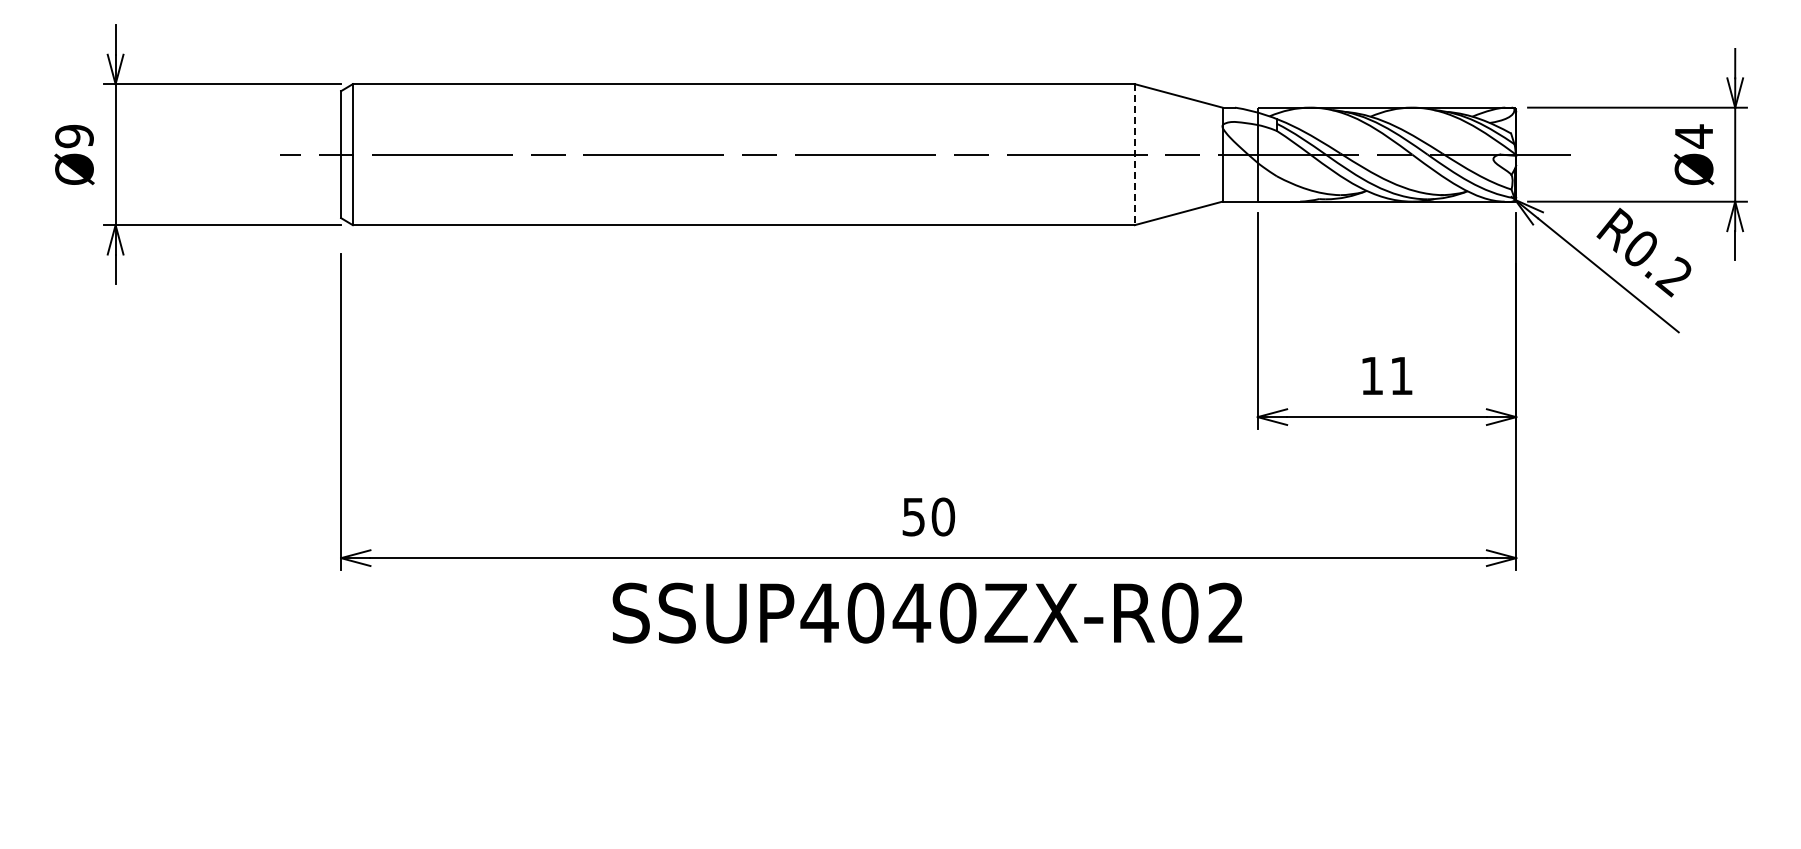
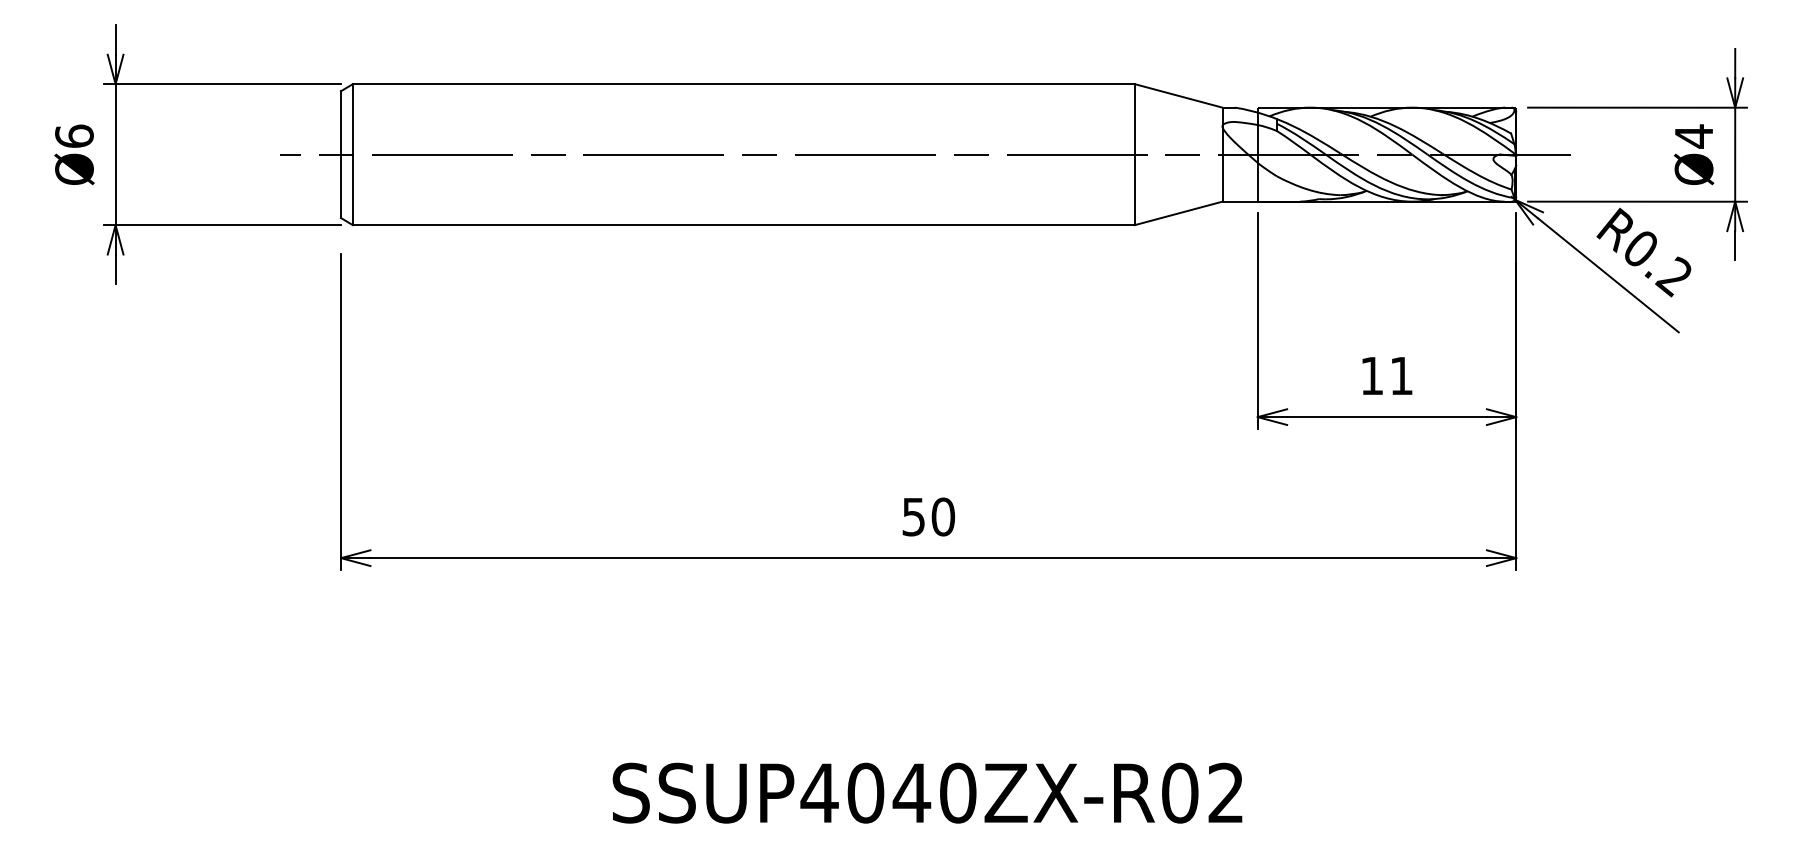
text: Ø9 -> Ø6 (74, 136)
line: dashed -> solid (1134, 154)
text position: (927, 612) -> (927, 792) (927, 792)
